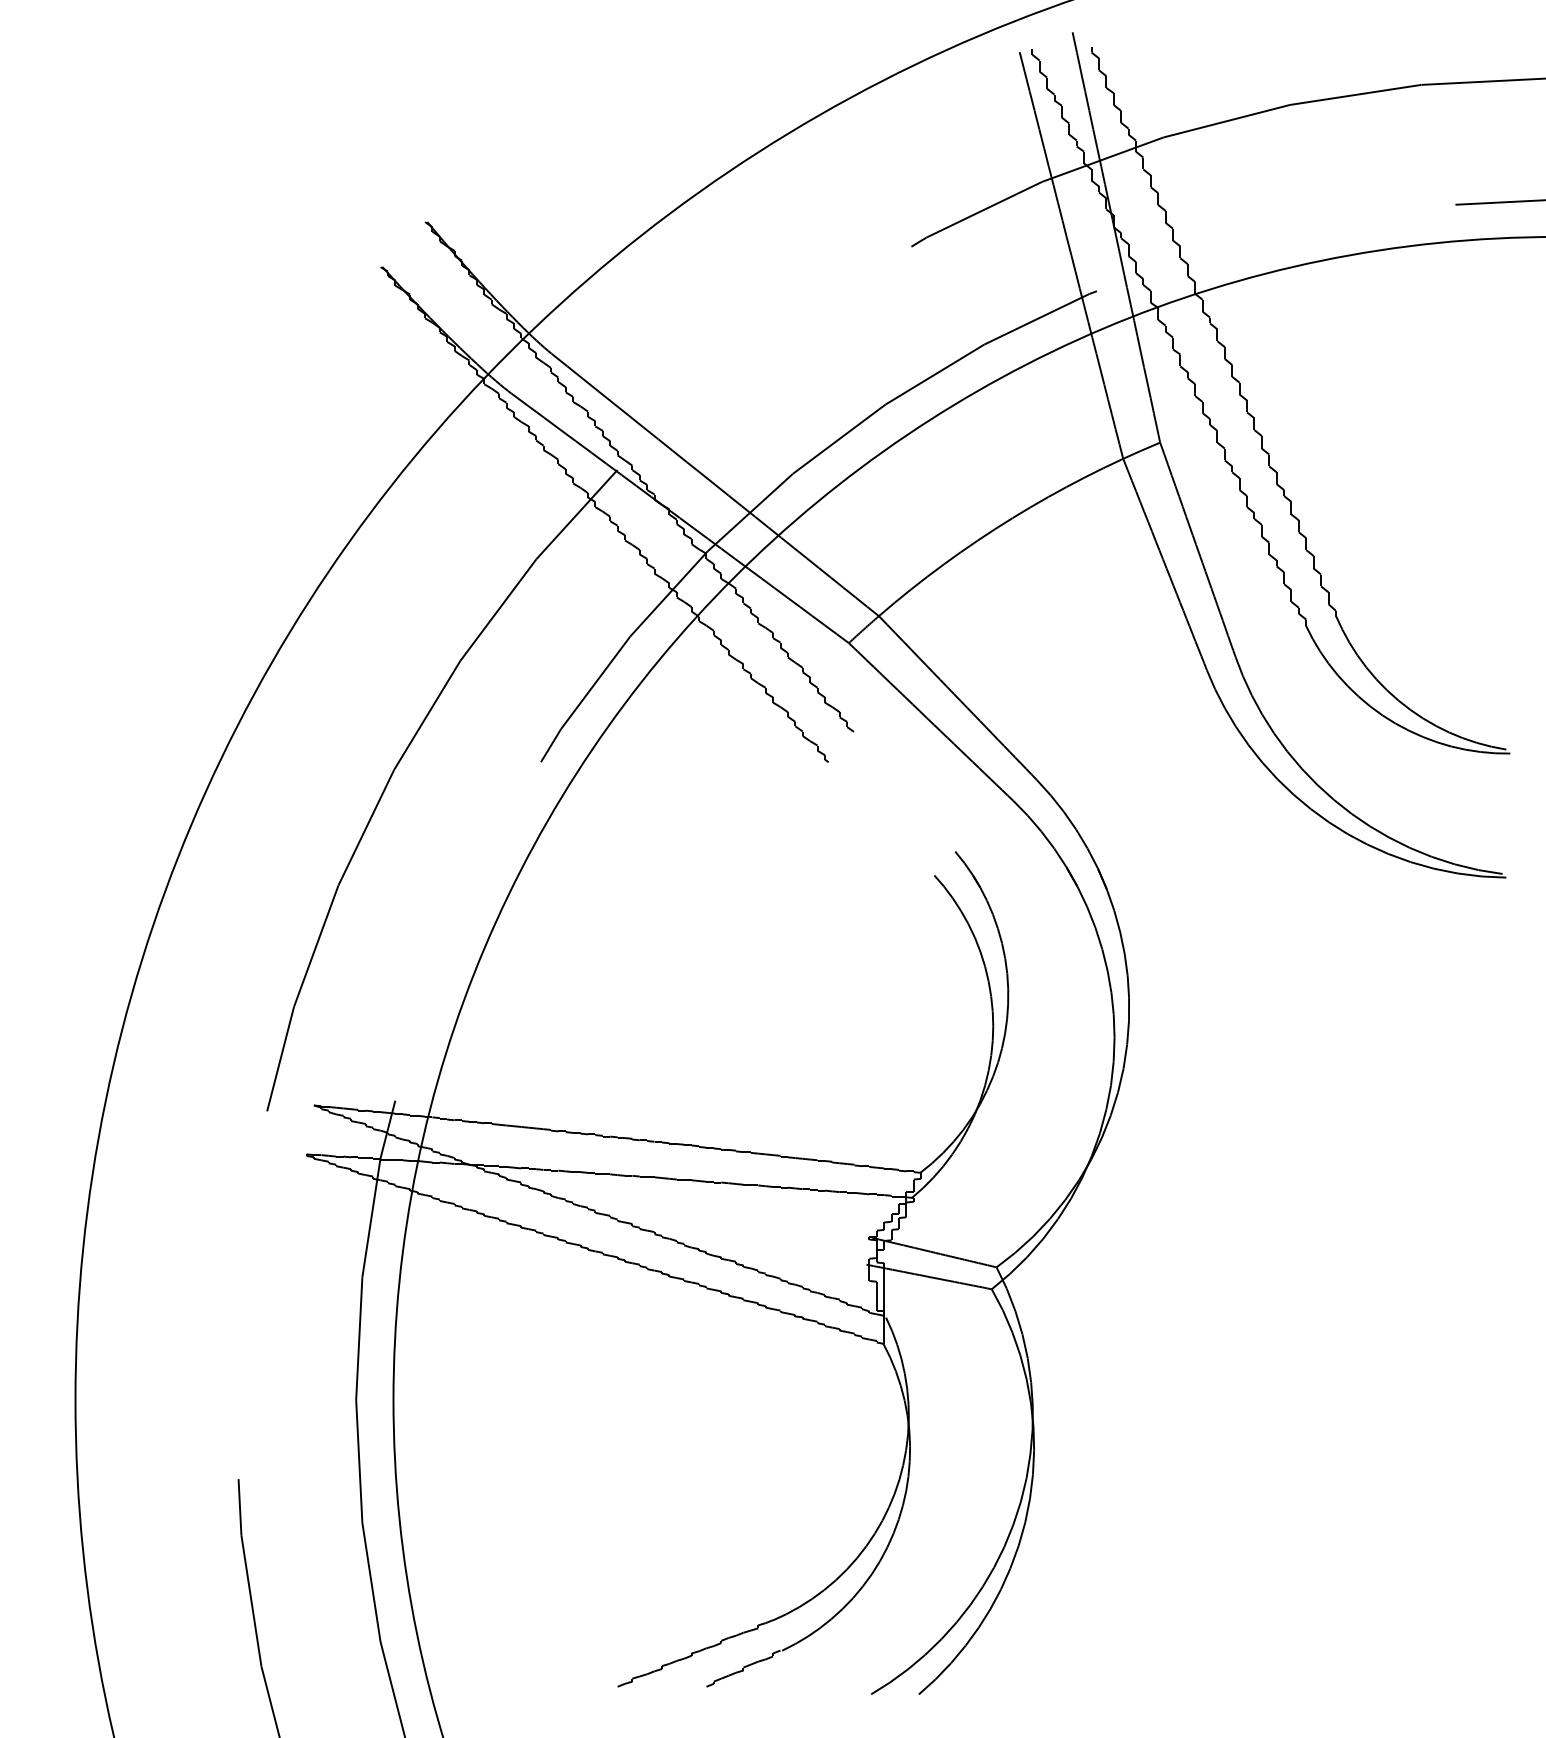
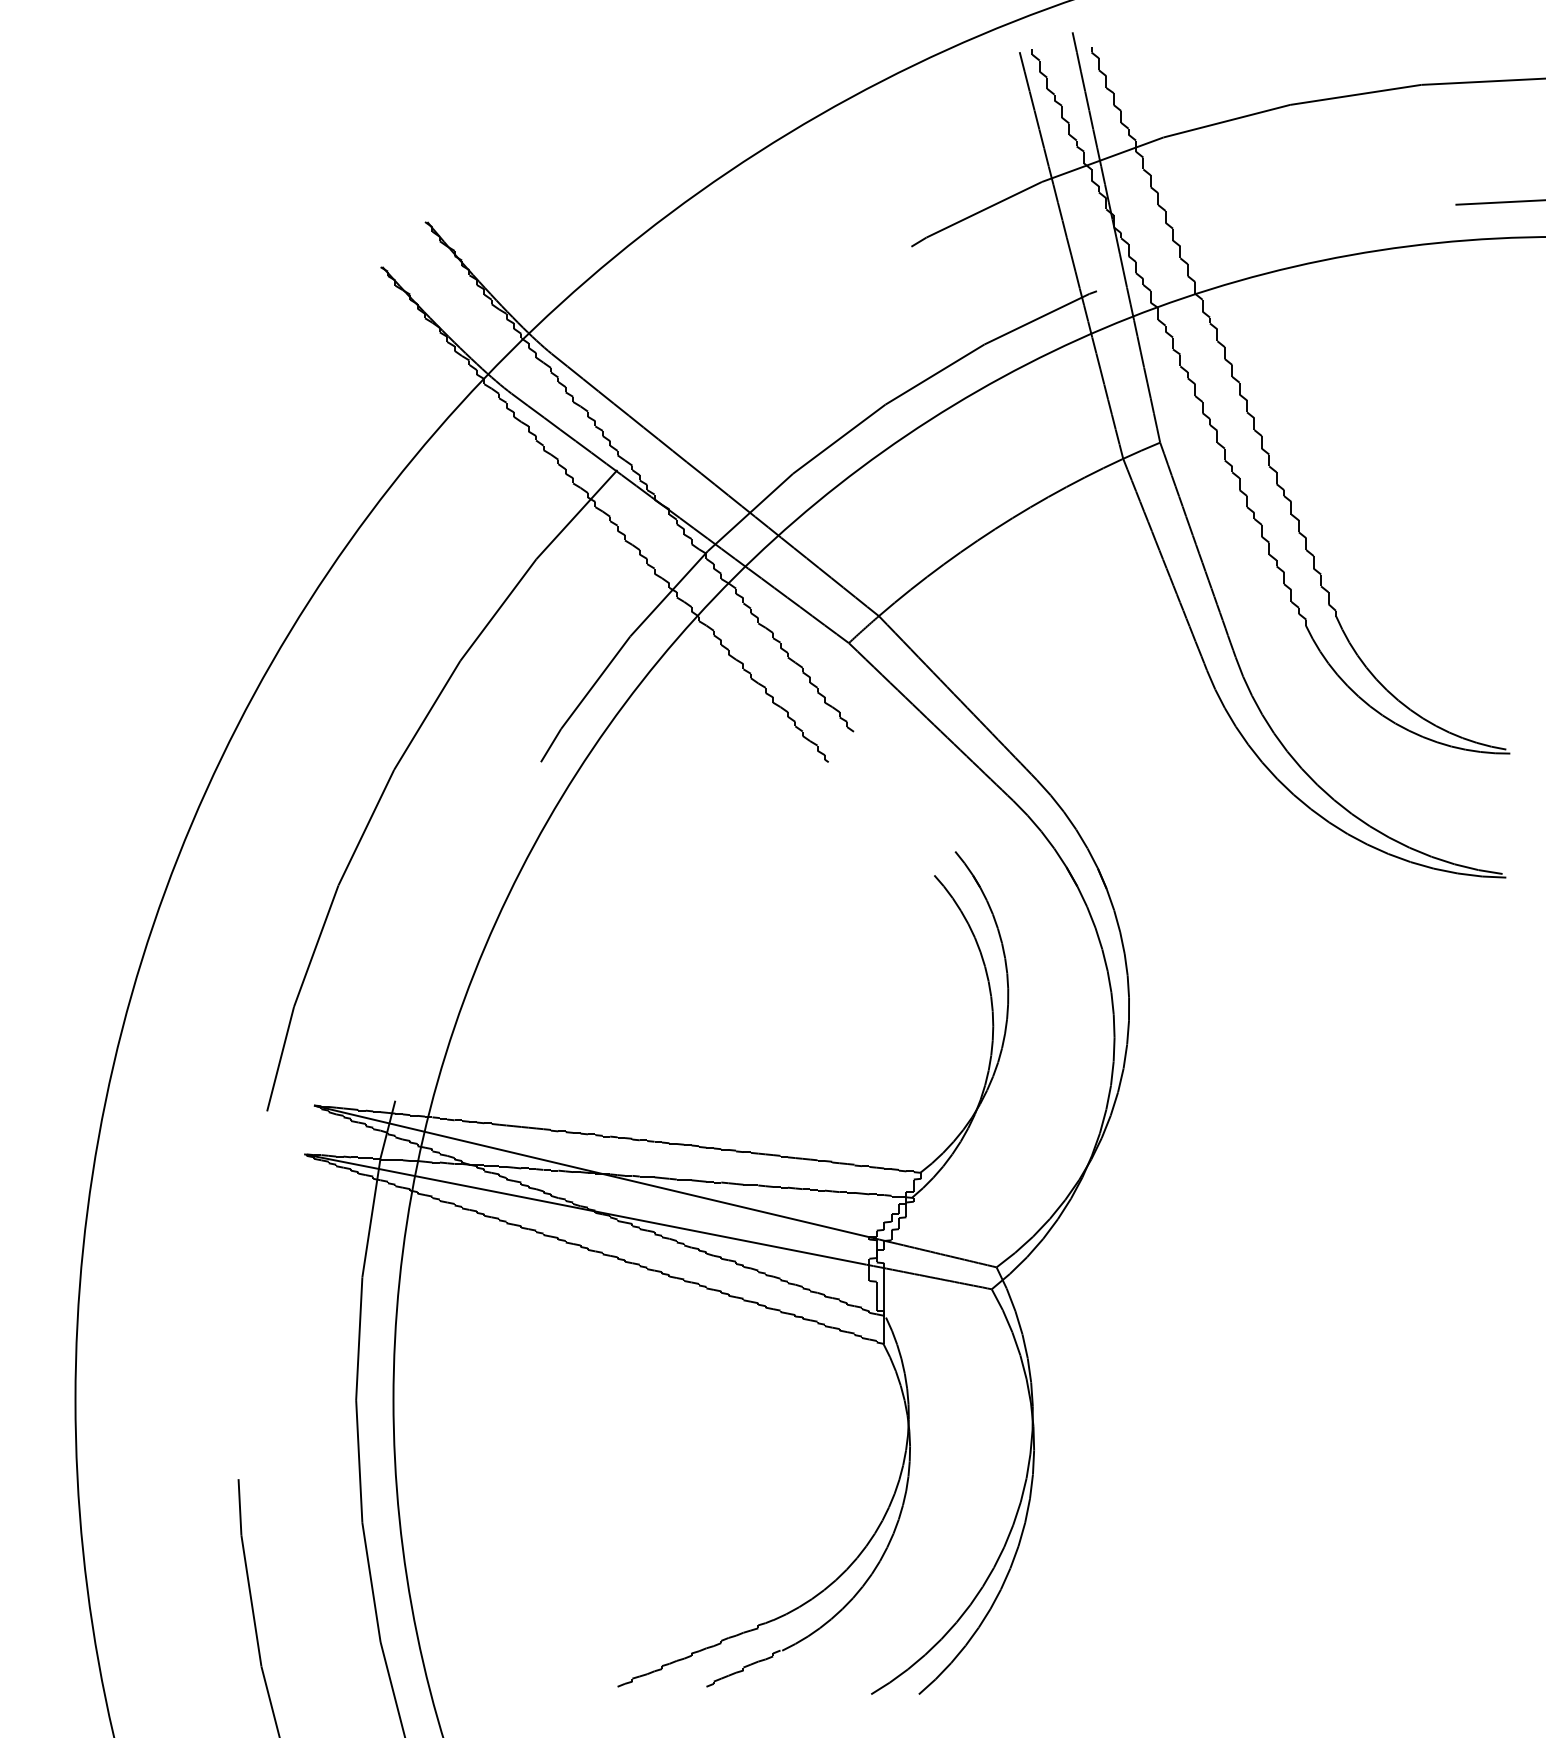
line: none -> present (593, 1171)
line: none -> present (585, 1209)
